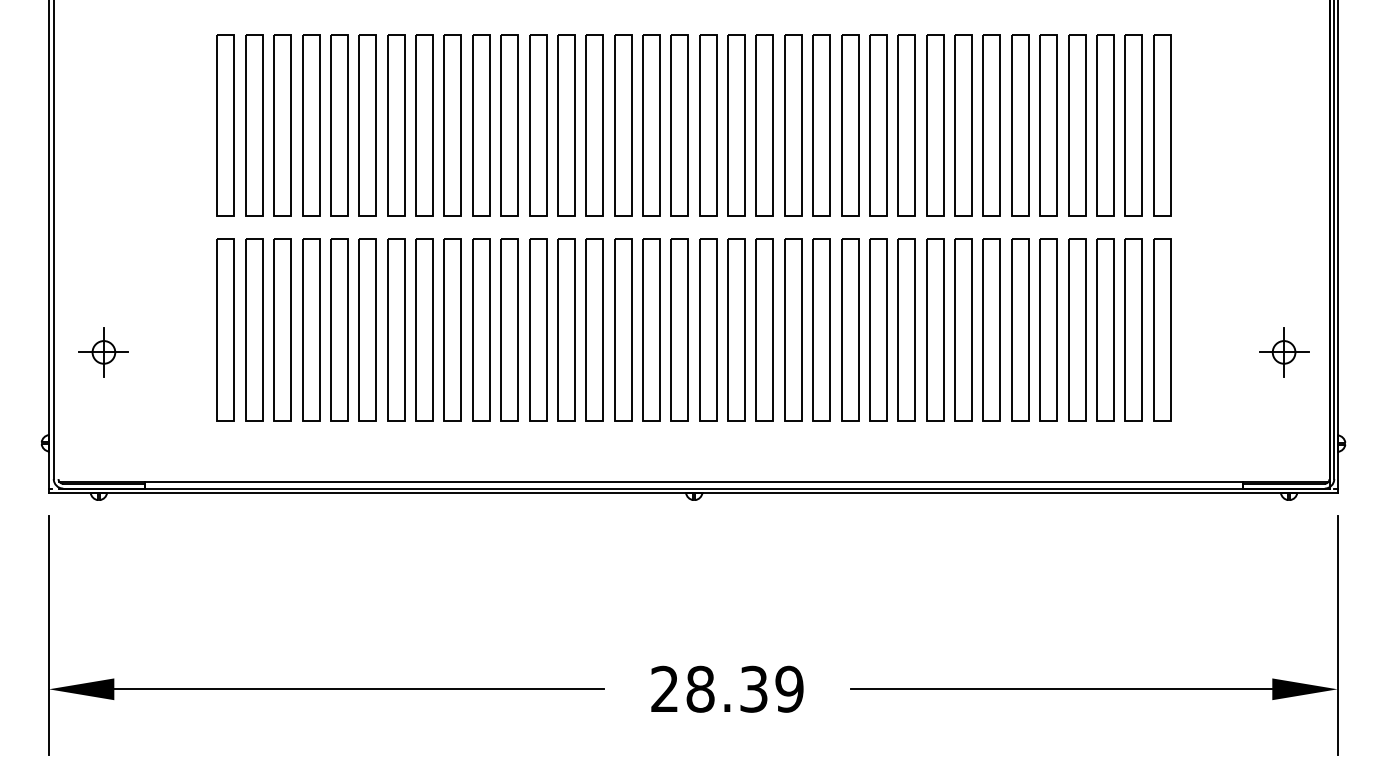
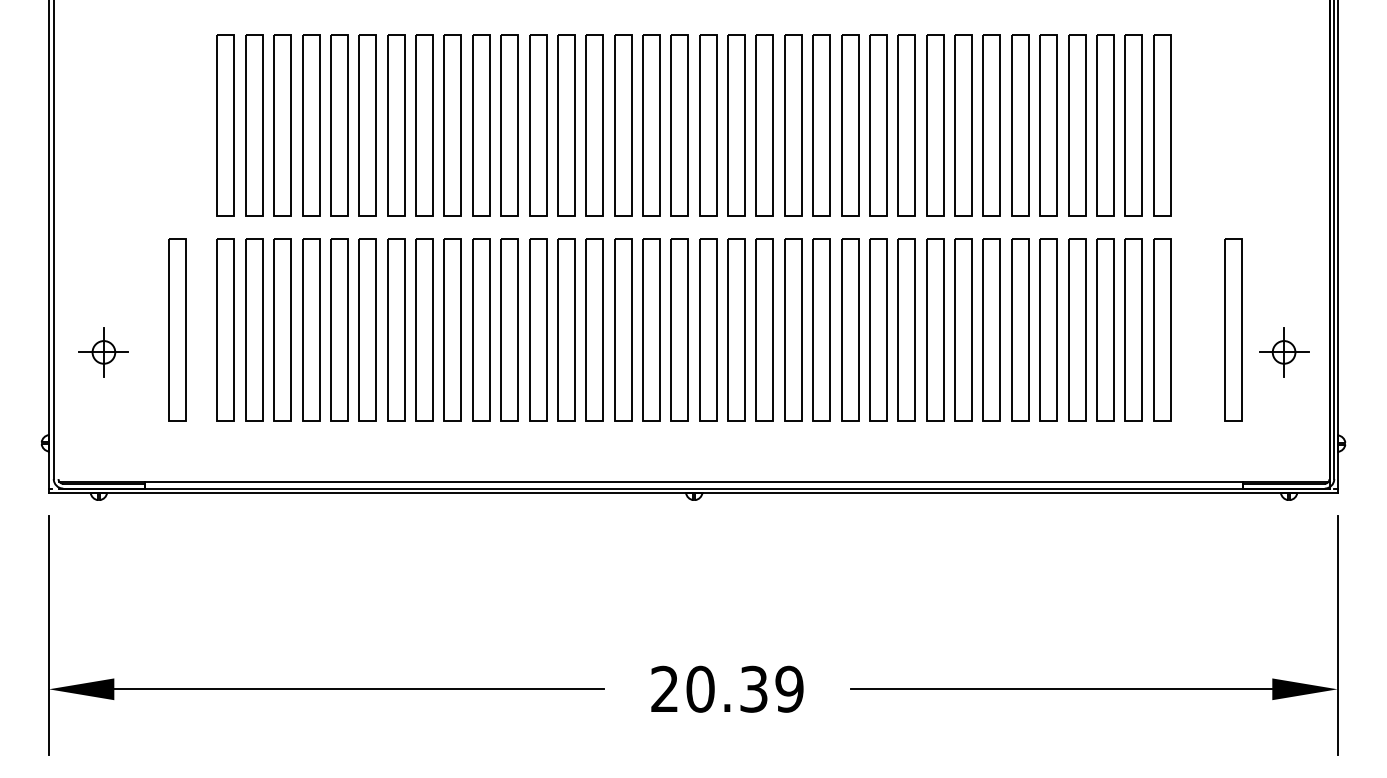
part: none -> present (177, 329)
part: none -> present (1233, 329)
text: 28.39 -> 20.39 (700, 689)
